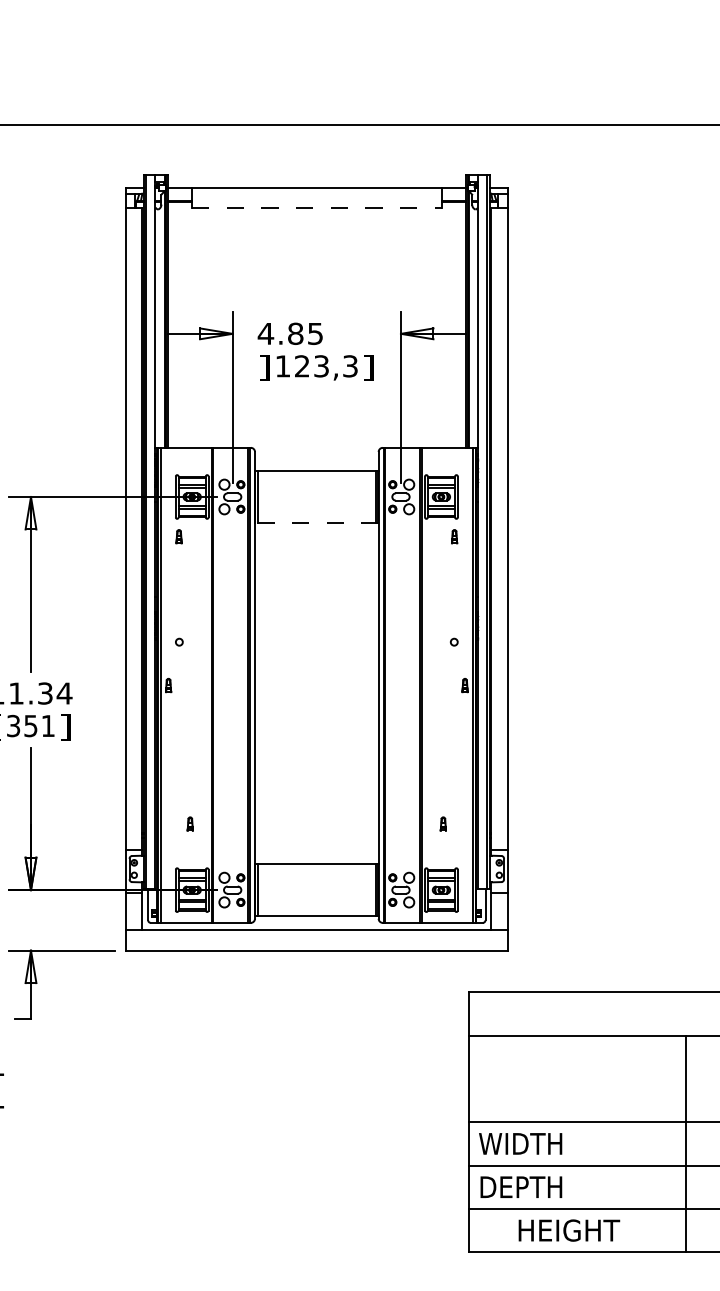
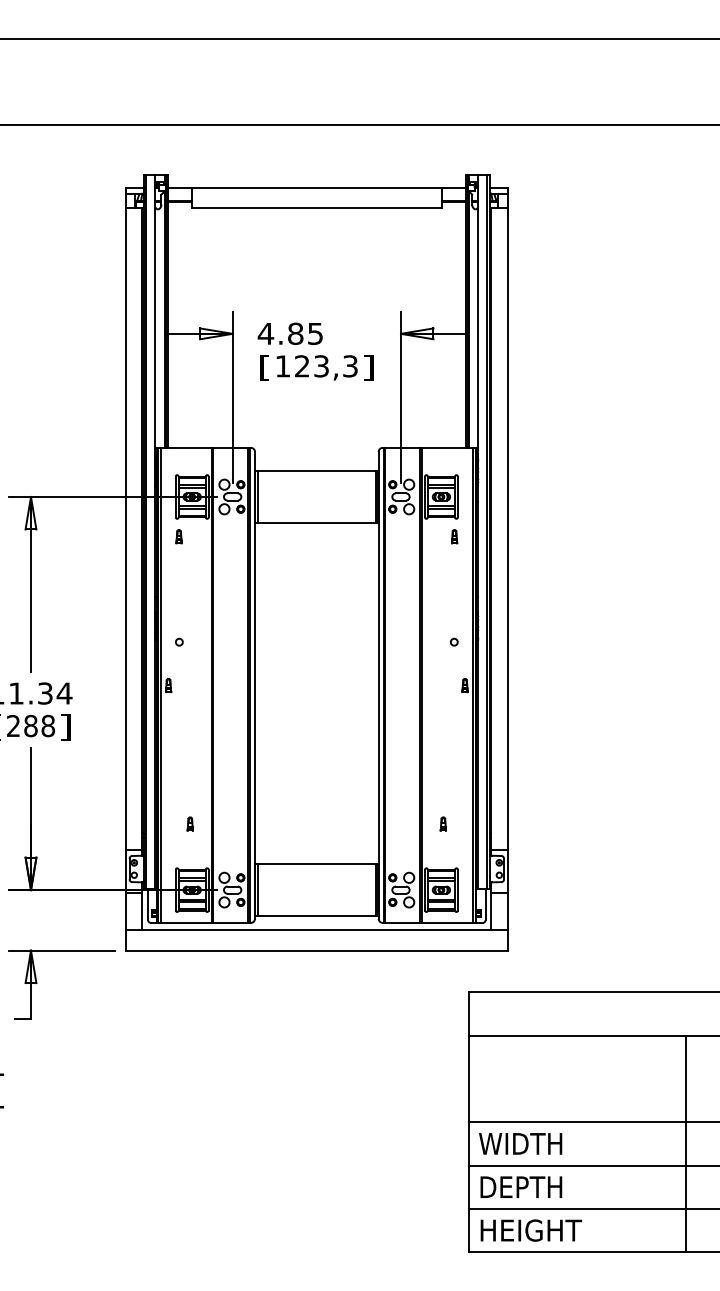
line: none -> present (359, 38)
line: dashed -> solid (316, 208)
text: ] -> [ (264, 367)
line: dashed -> solid (316, 522)
text: 351 -> 288 (31, 725)
text position: (569, 1230) -> (531, 1230) (531, 1230)
